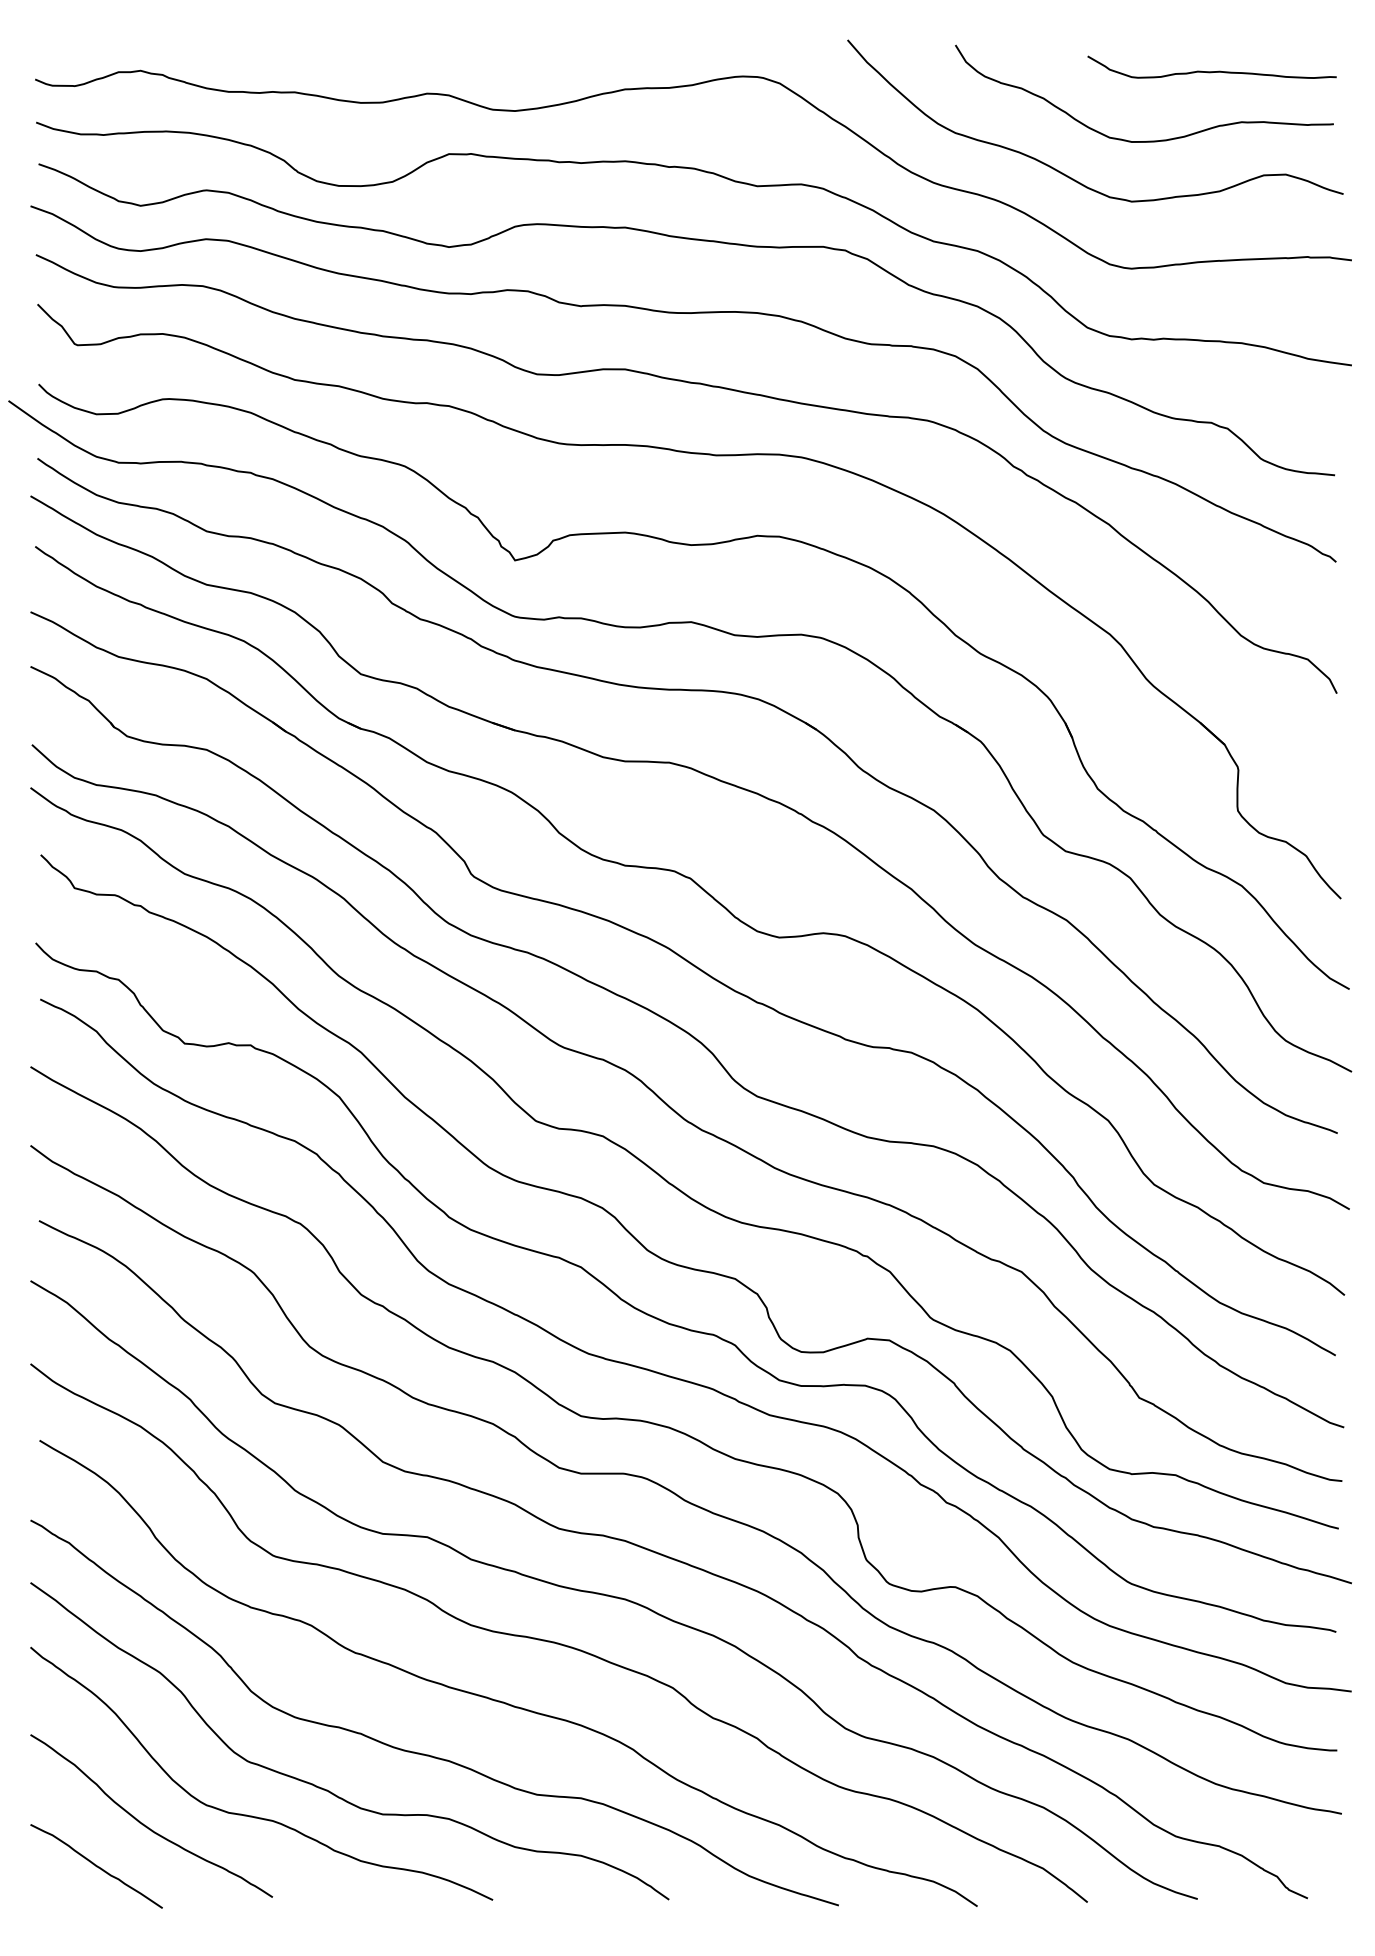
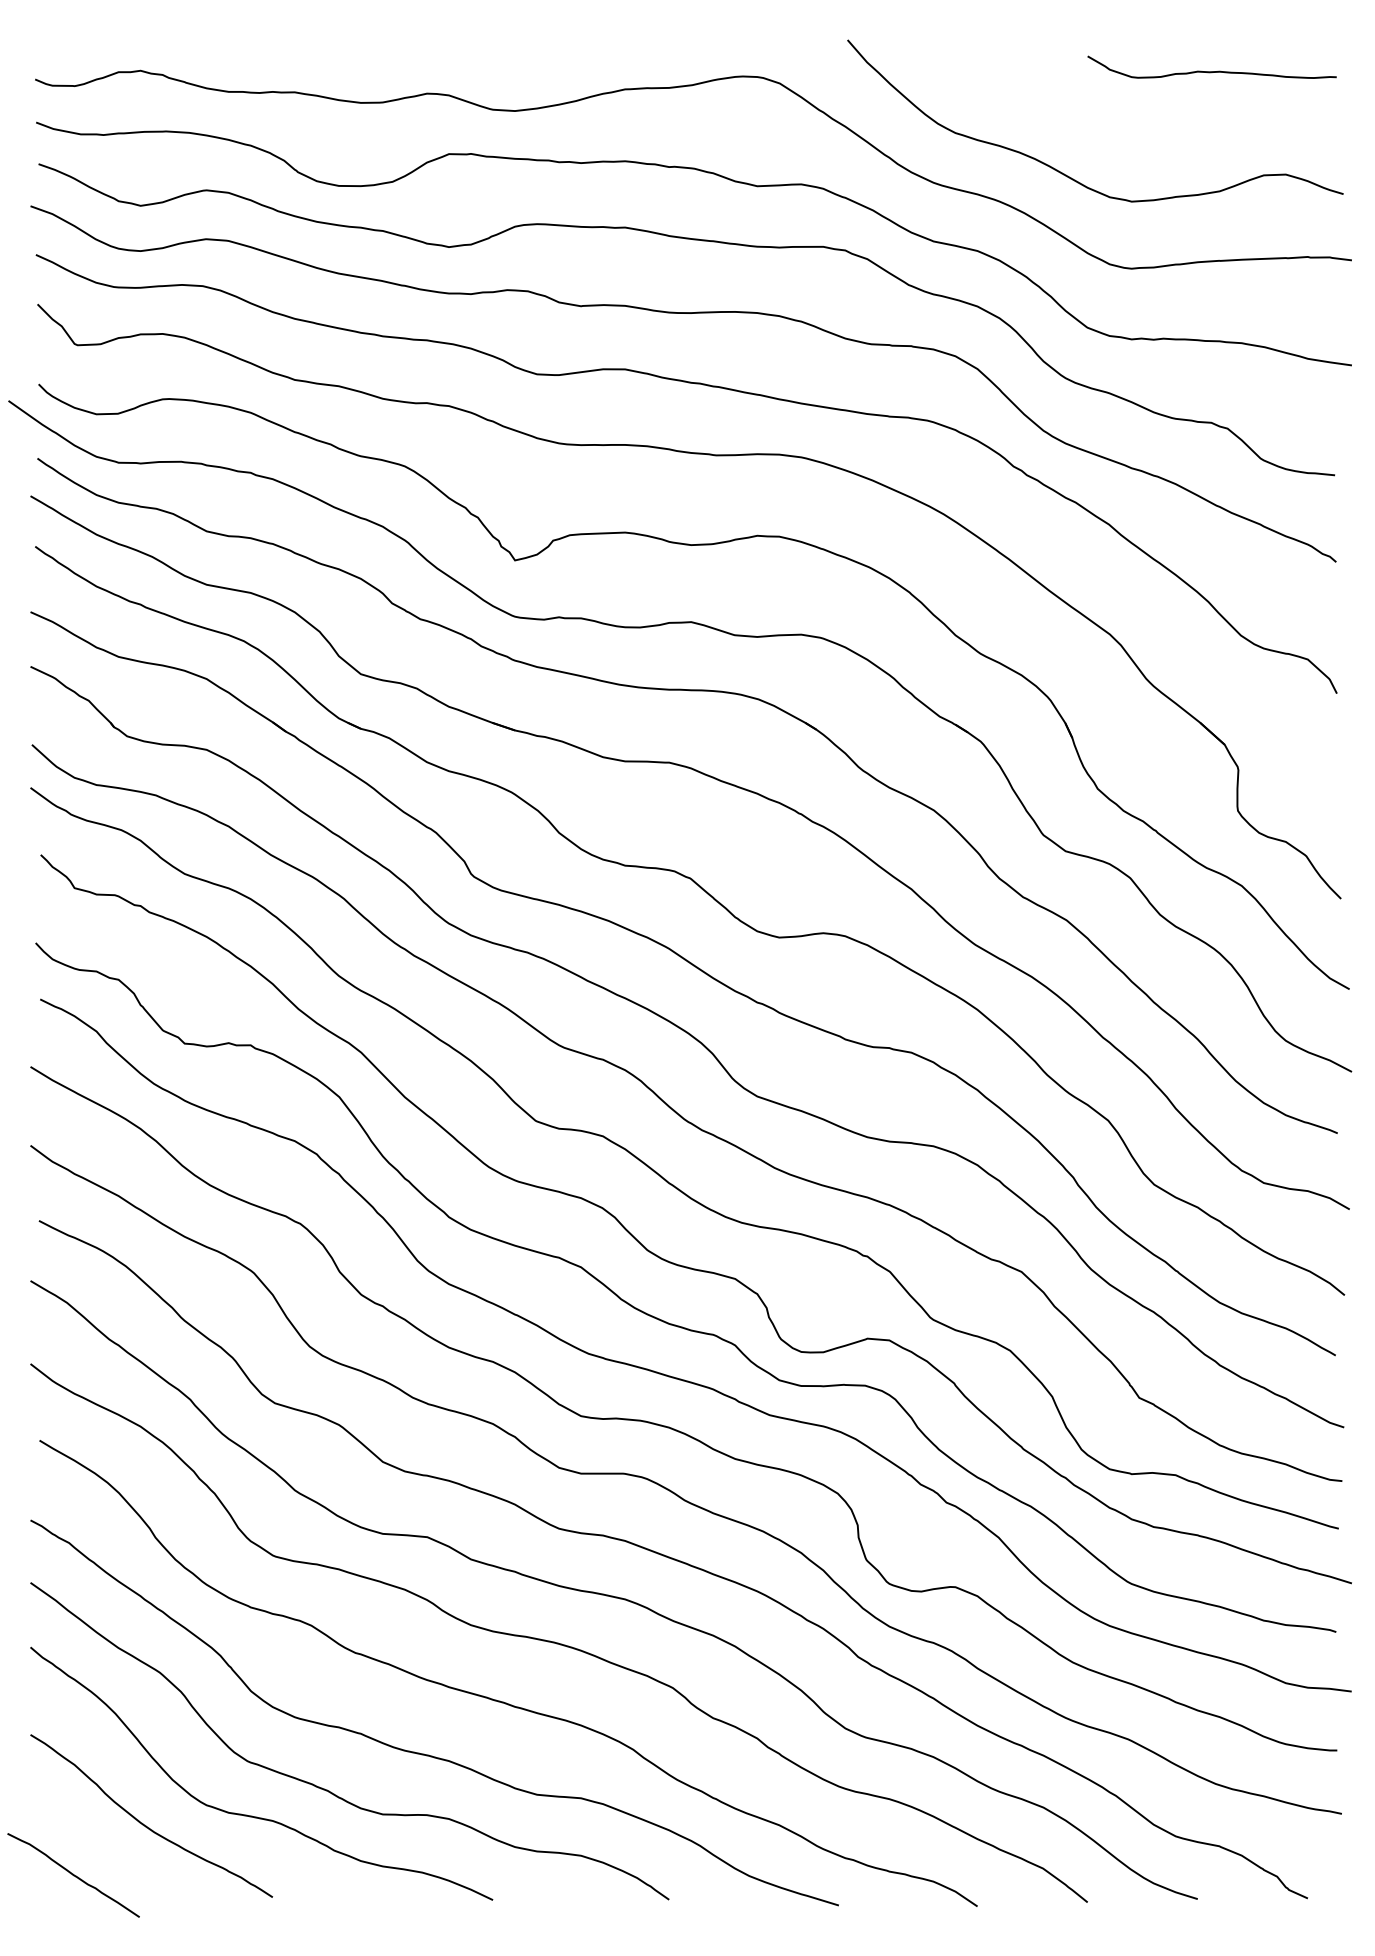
curve: present -> none (1147, 140)
curve position: (96, 1866) -> (73, 1875) (73, 1875)
